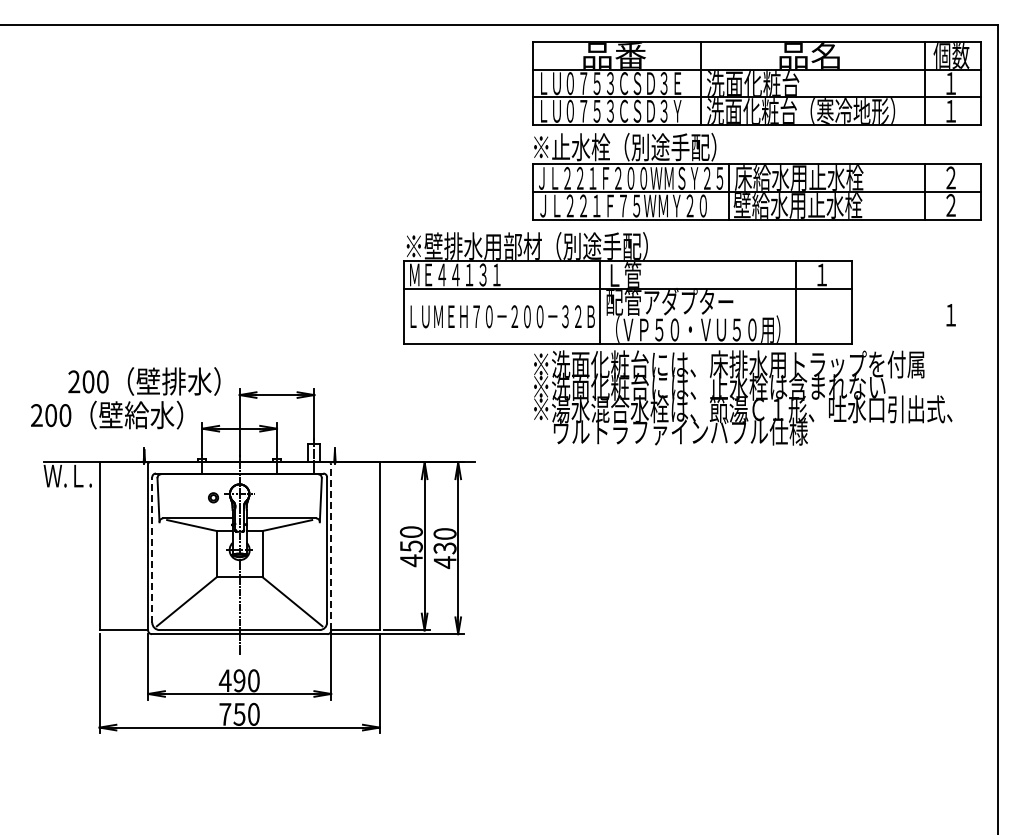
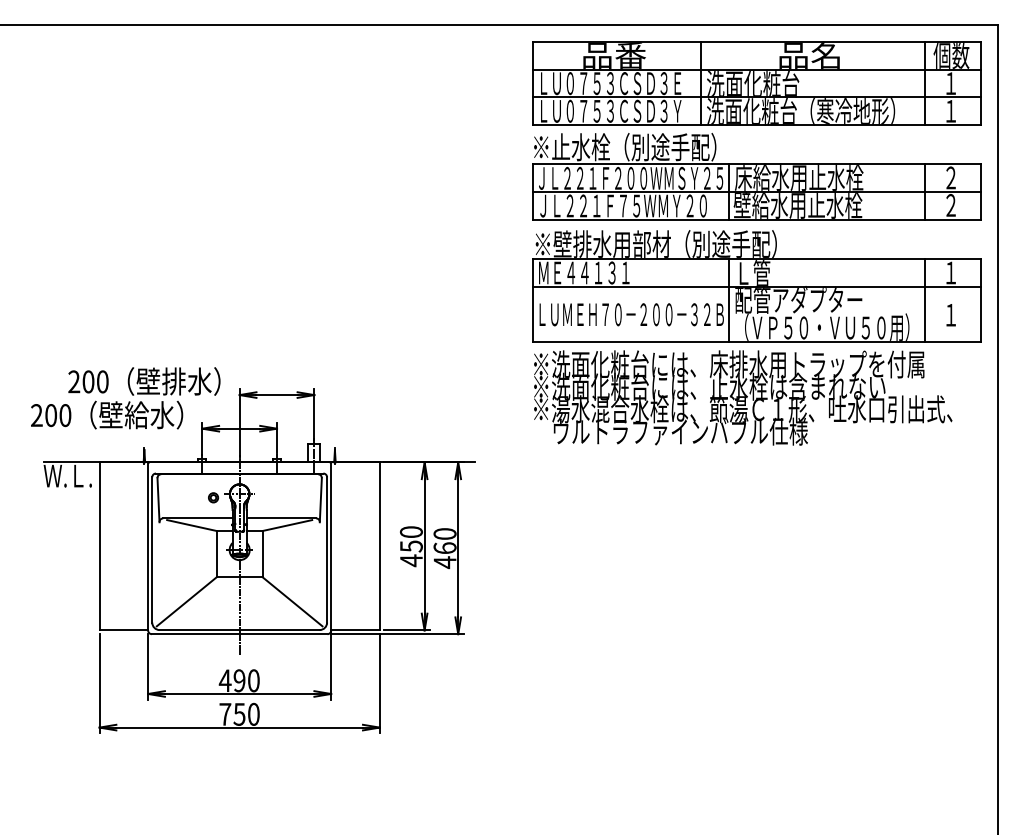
part position: (627, 288) -> (756, 286) (756, 286)
line: dashed -> solid (331, 546)
text: 430 -> 460 (444, 548)
line: dashed -> solid (152, 549)
